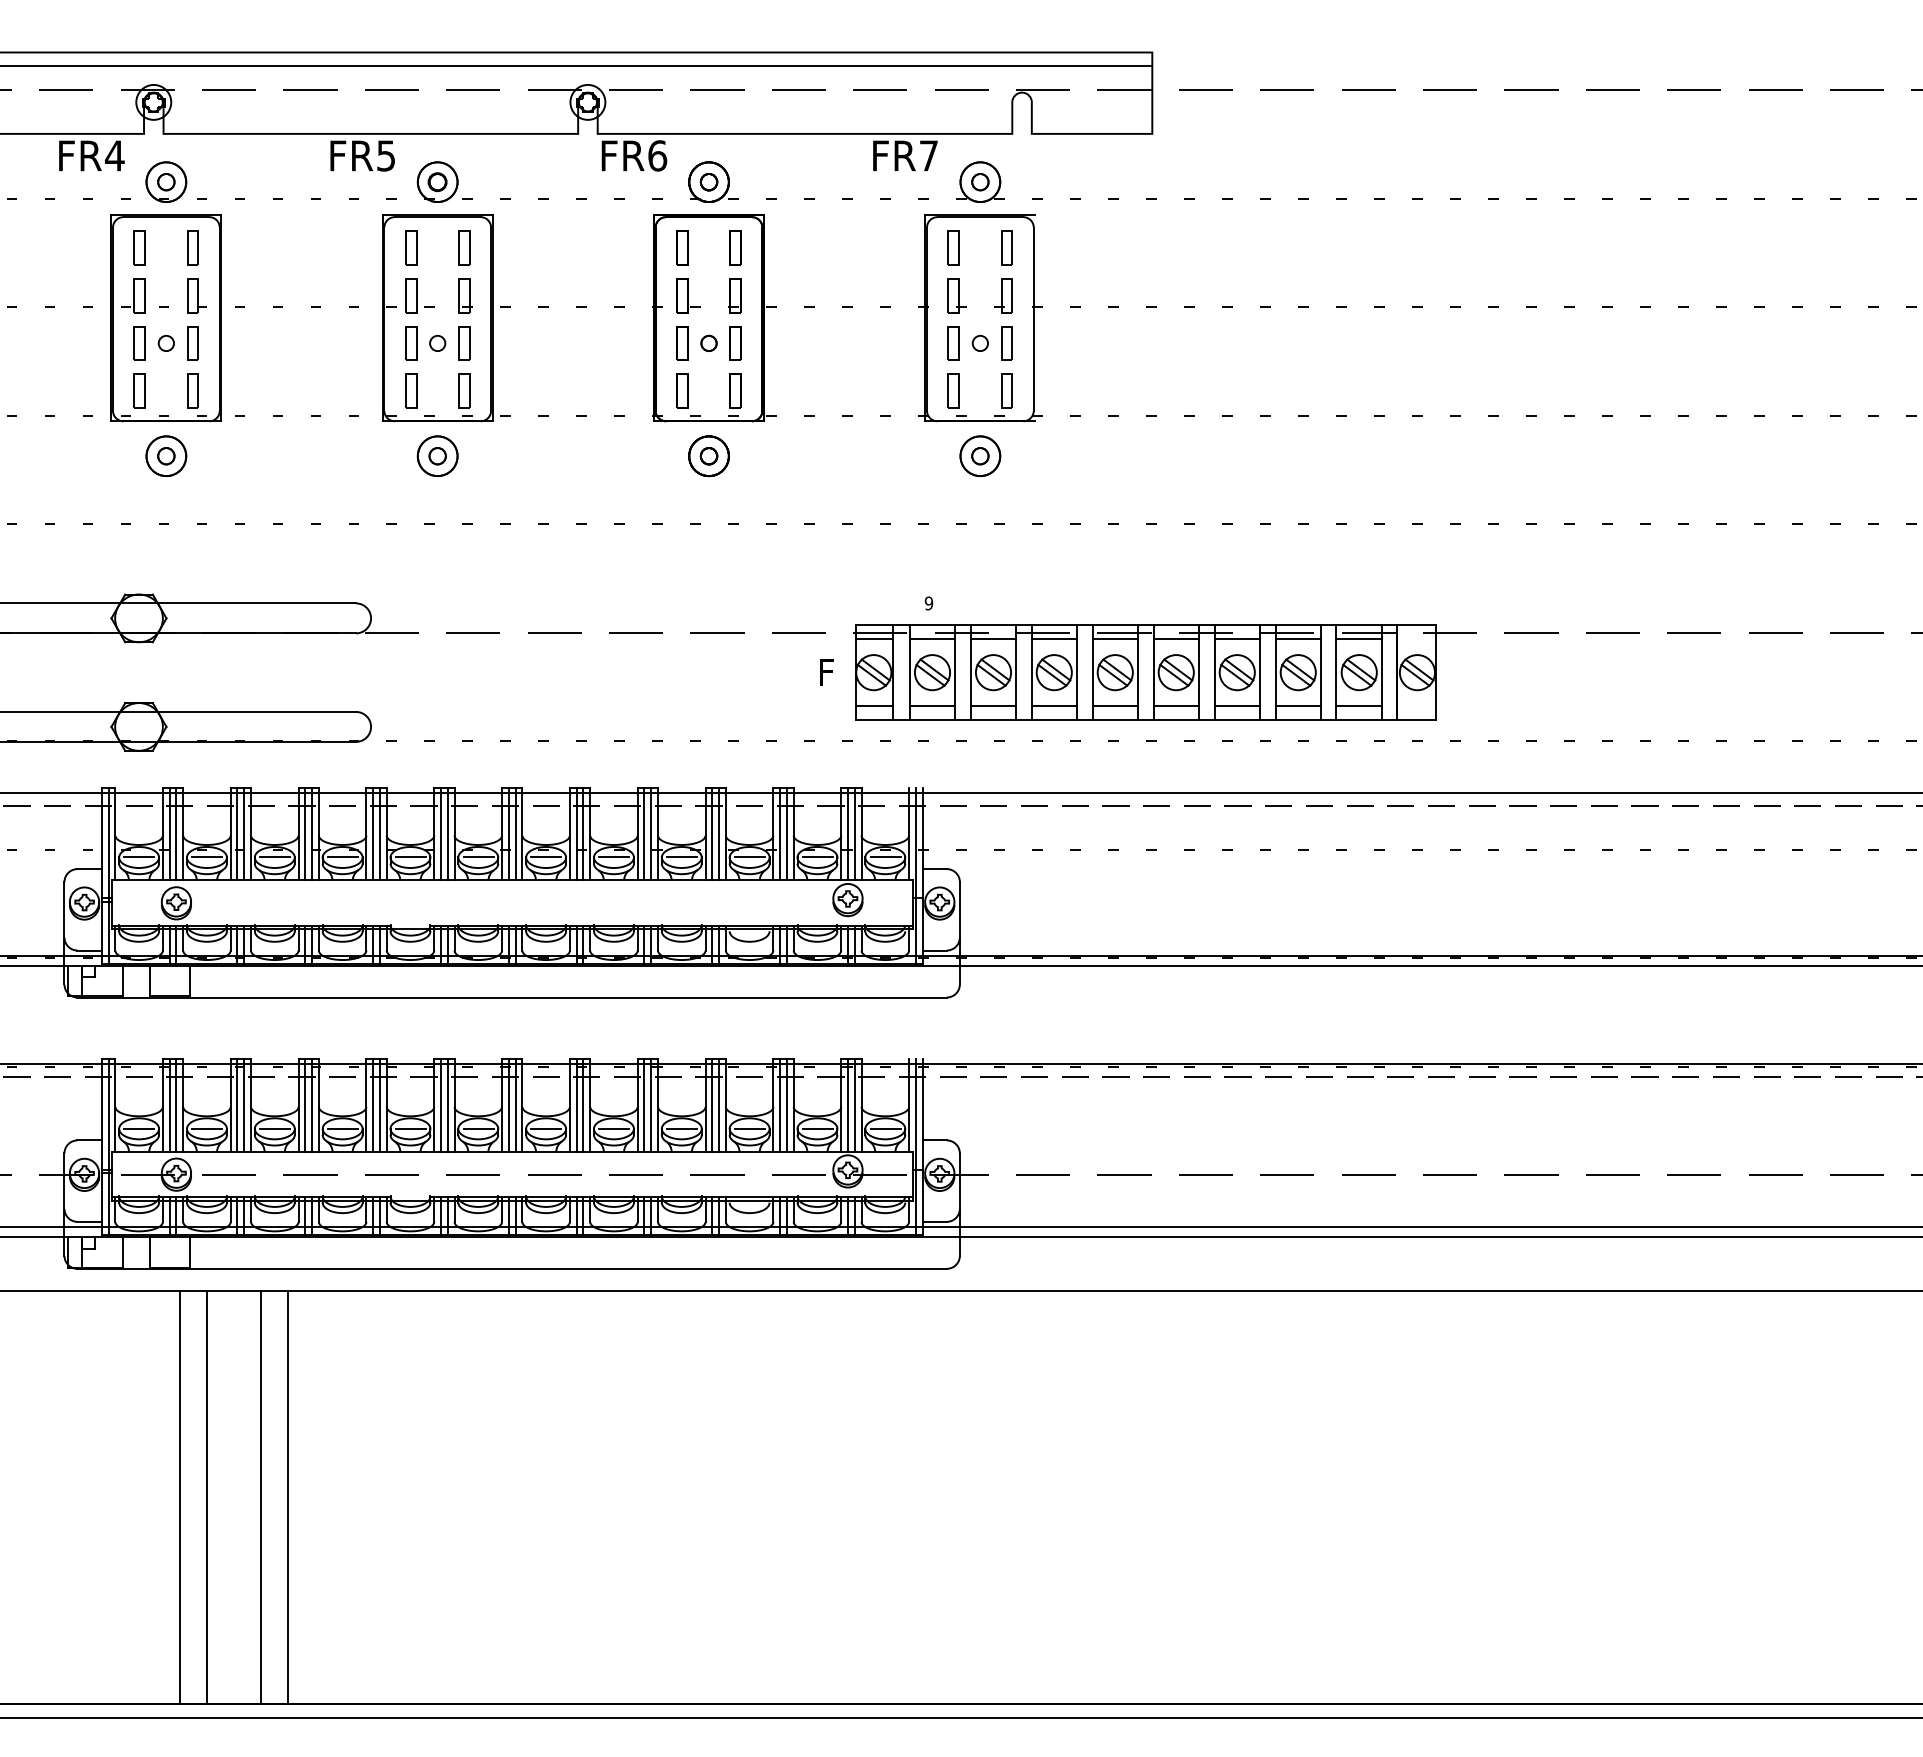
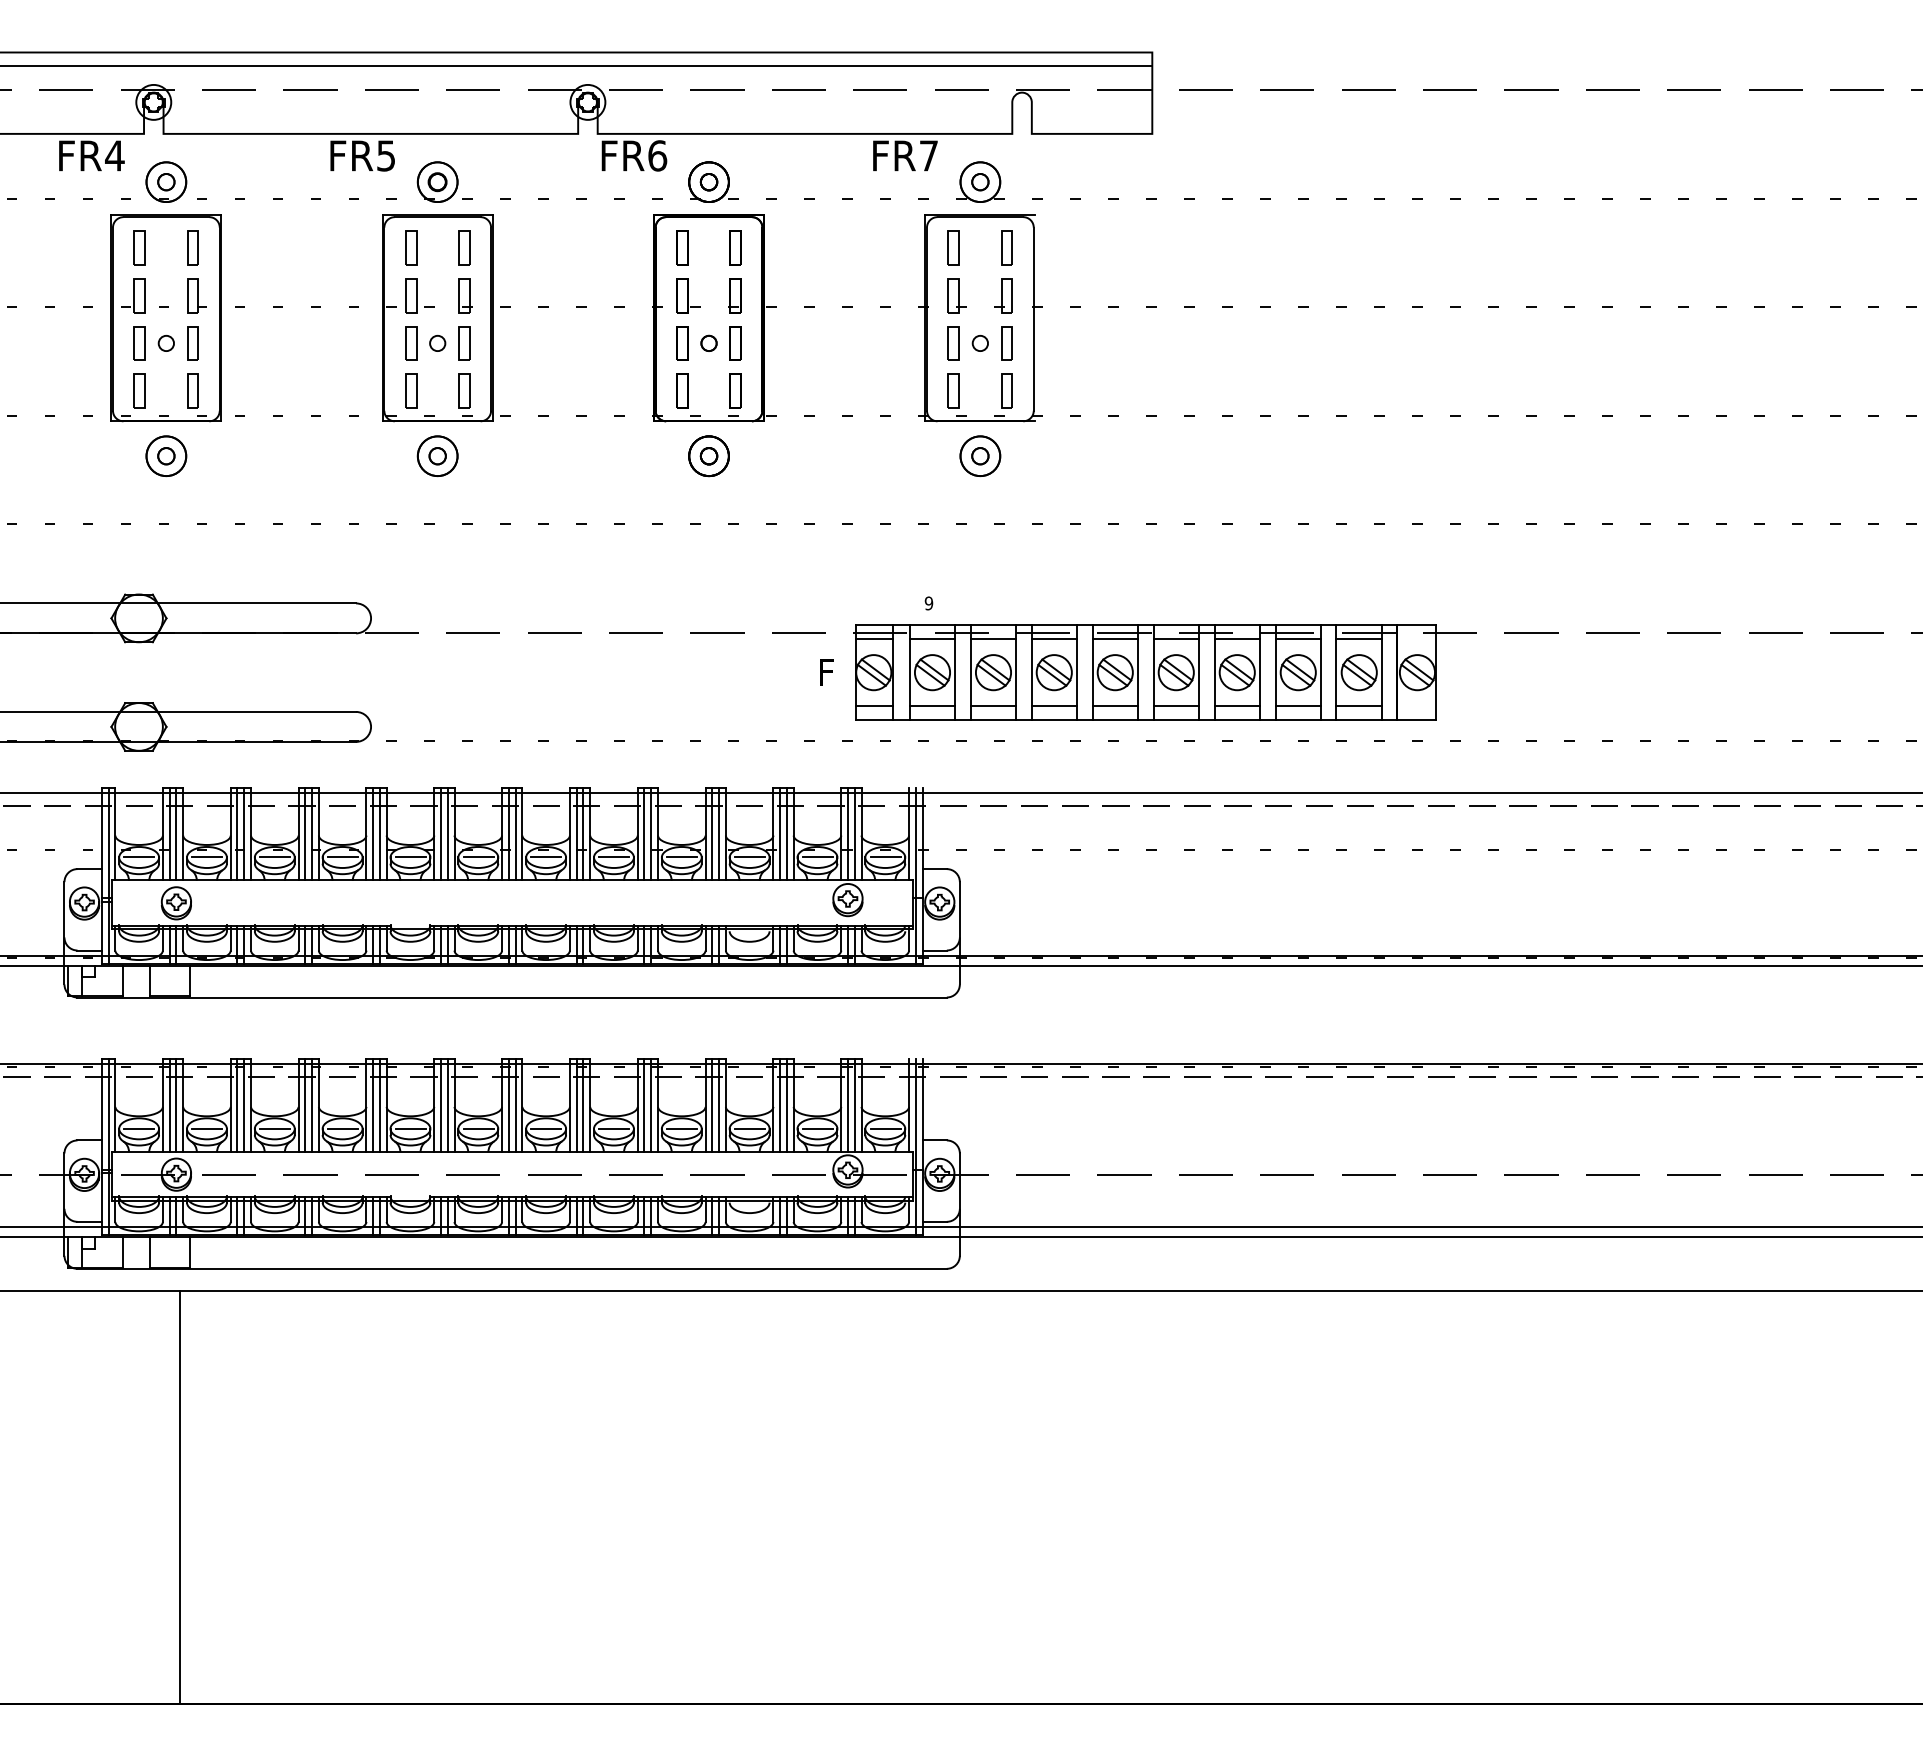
line: present -> none (206, 1497)
line: present -> none (261, 1497)
line: present -> none (288, 1497)
line: present -> none (960, 1718)
